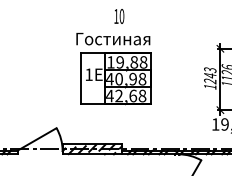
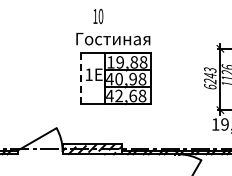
text position: (119, 16) -> (98, 16) (98, 16)
line: solid -> dashed (80, 78)
text: 1243 -> 6243 (210, 86)
